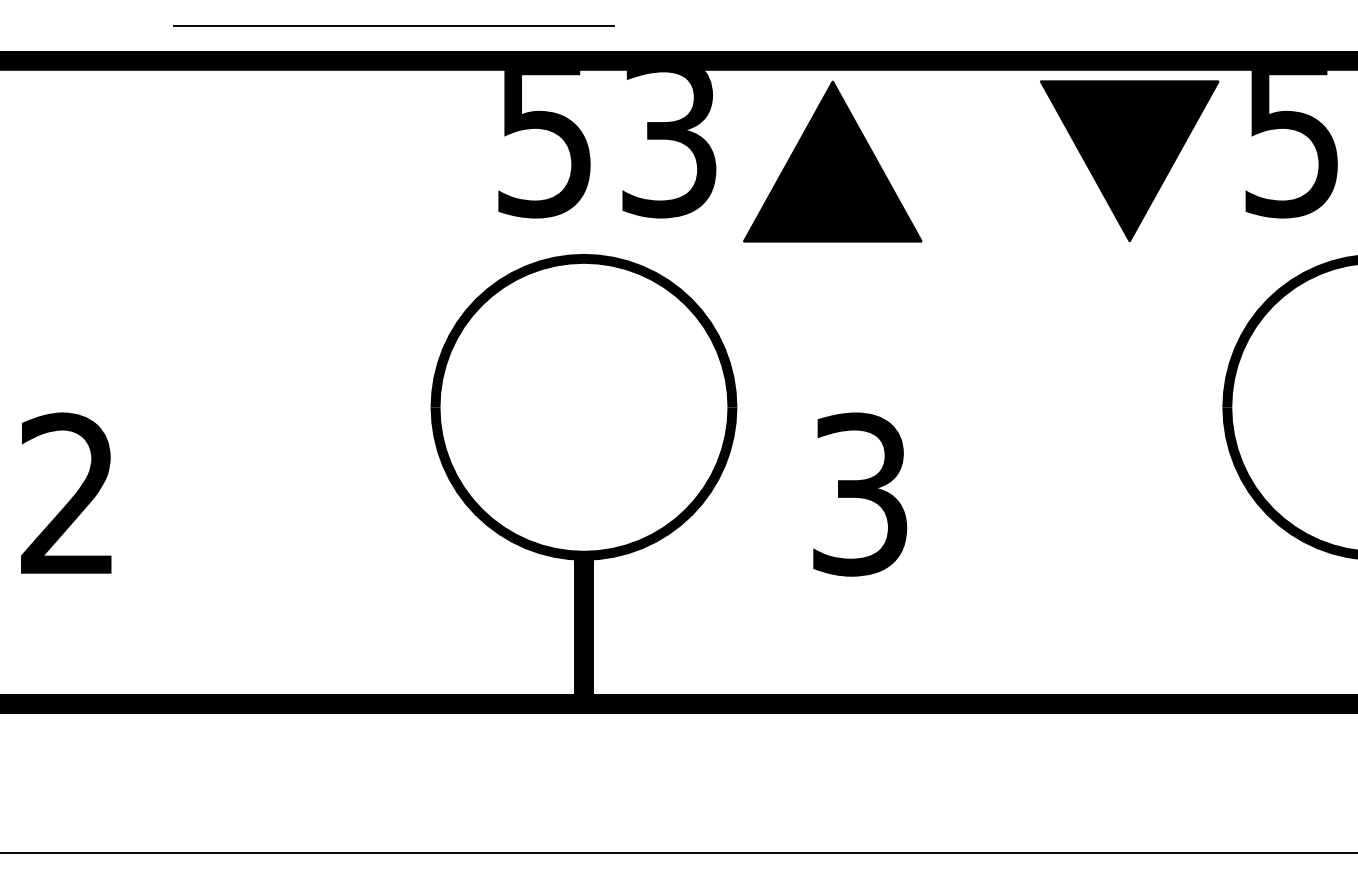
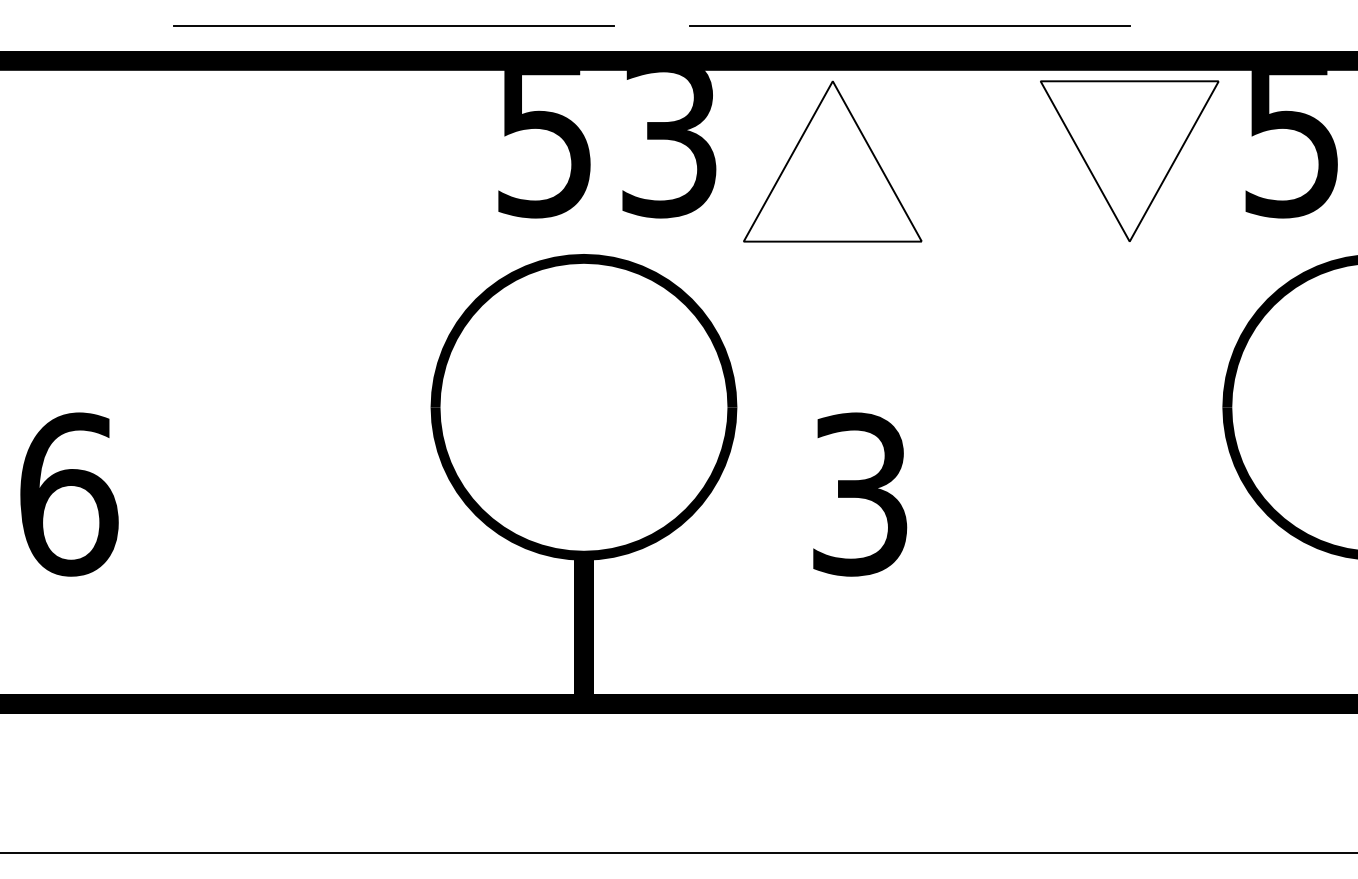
line: none -> present (909, 25)
fill: present -> none (832, 161)
fill: present -> none (1129, 161)
text: 2 -> 6 (69, 494)
